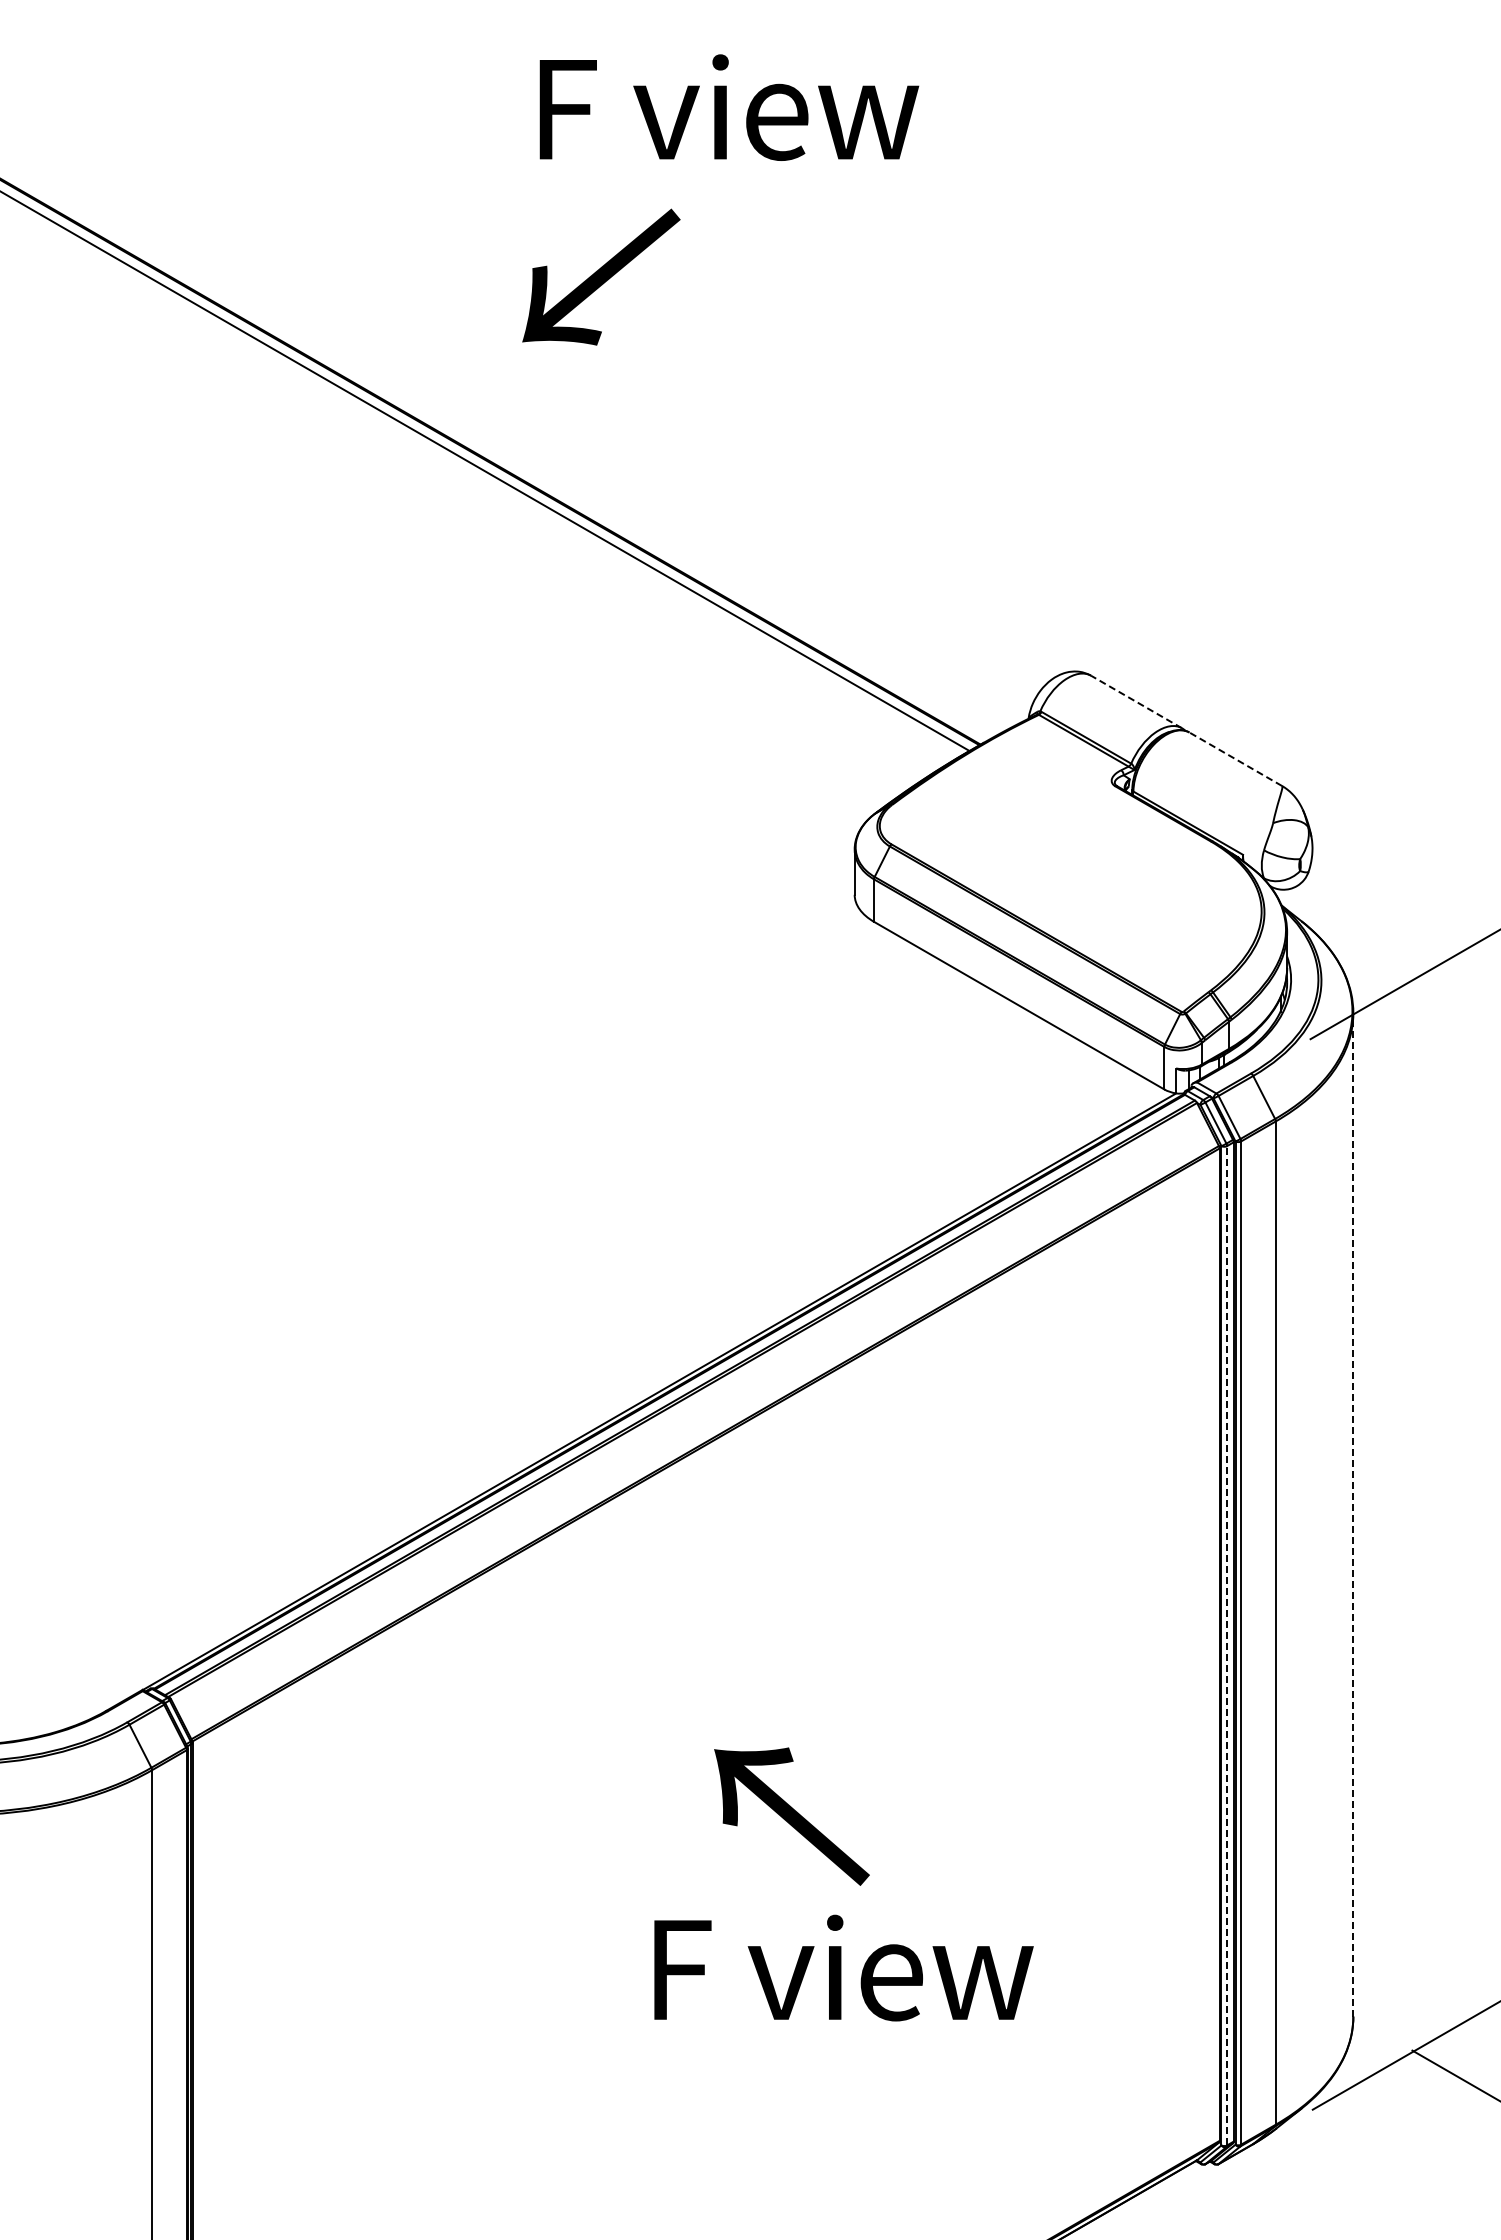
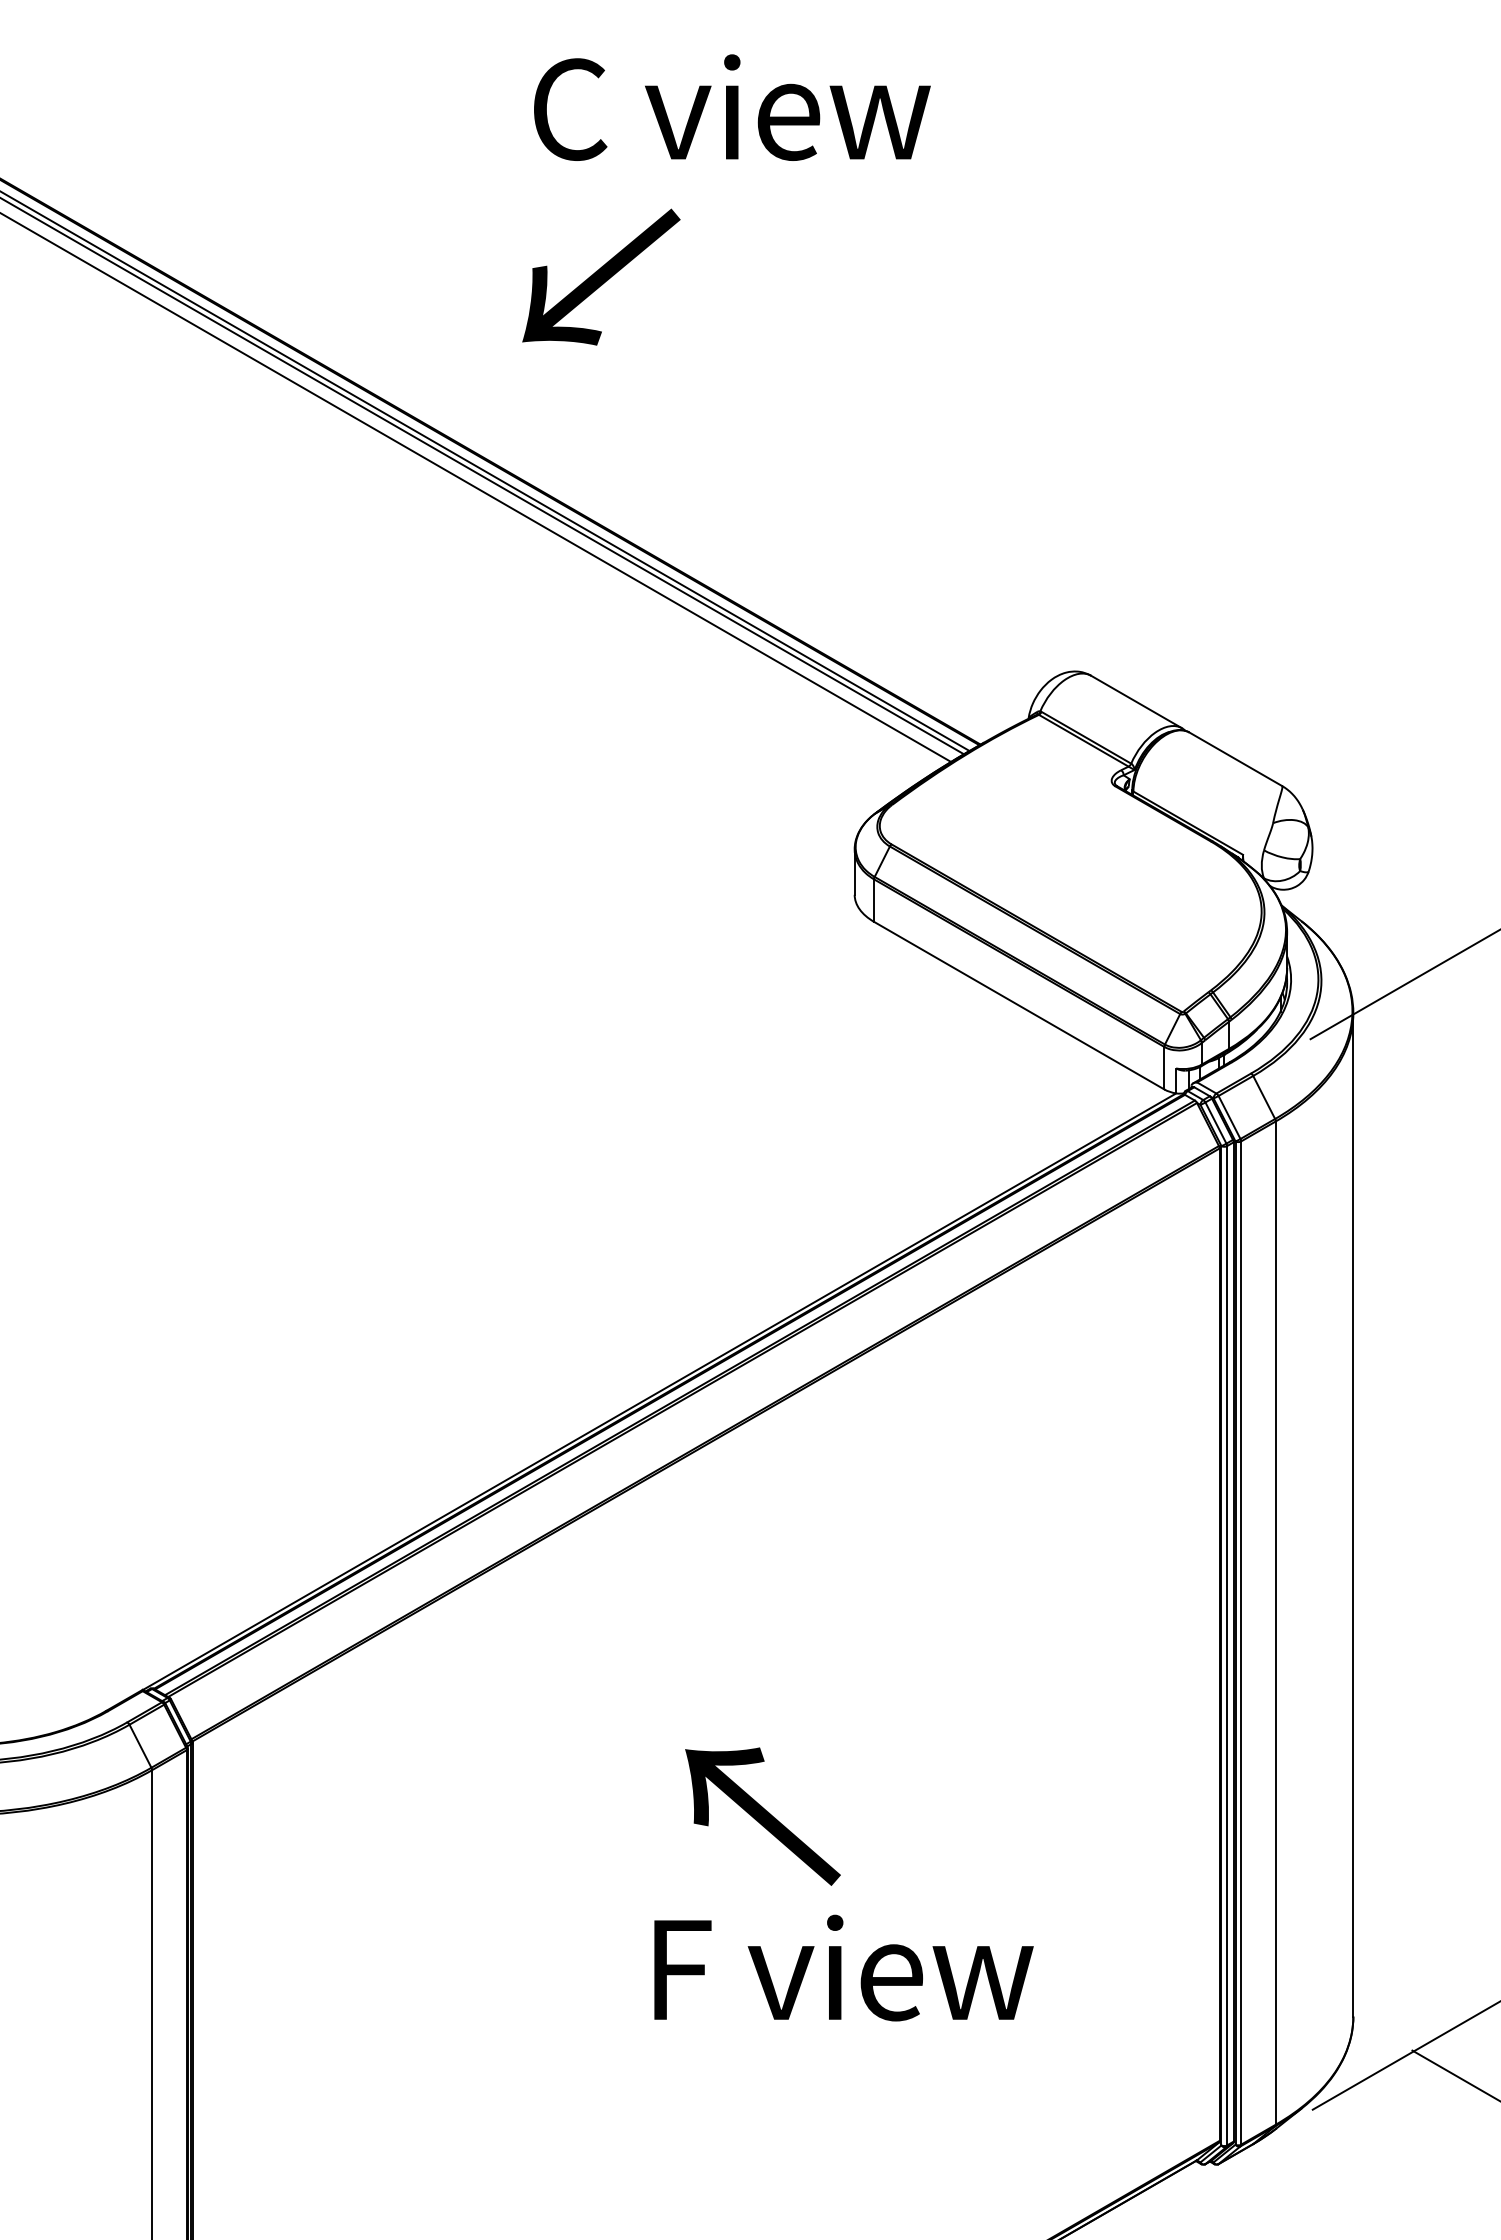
text: F view -> C view (732, 107)
line: none -> present (482, 476)
line: none -> present (476, 487)
line: dashed -> solid (1136, 701)
line: dashed -> solid (1235, 758)
line: dashed -> solid (1353, 1514)
line: dashed -> solid (1227, 1645)
text position: (791, 1816) -> (762, 1816) (762, 1816)
